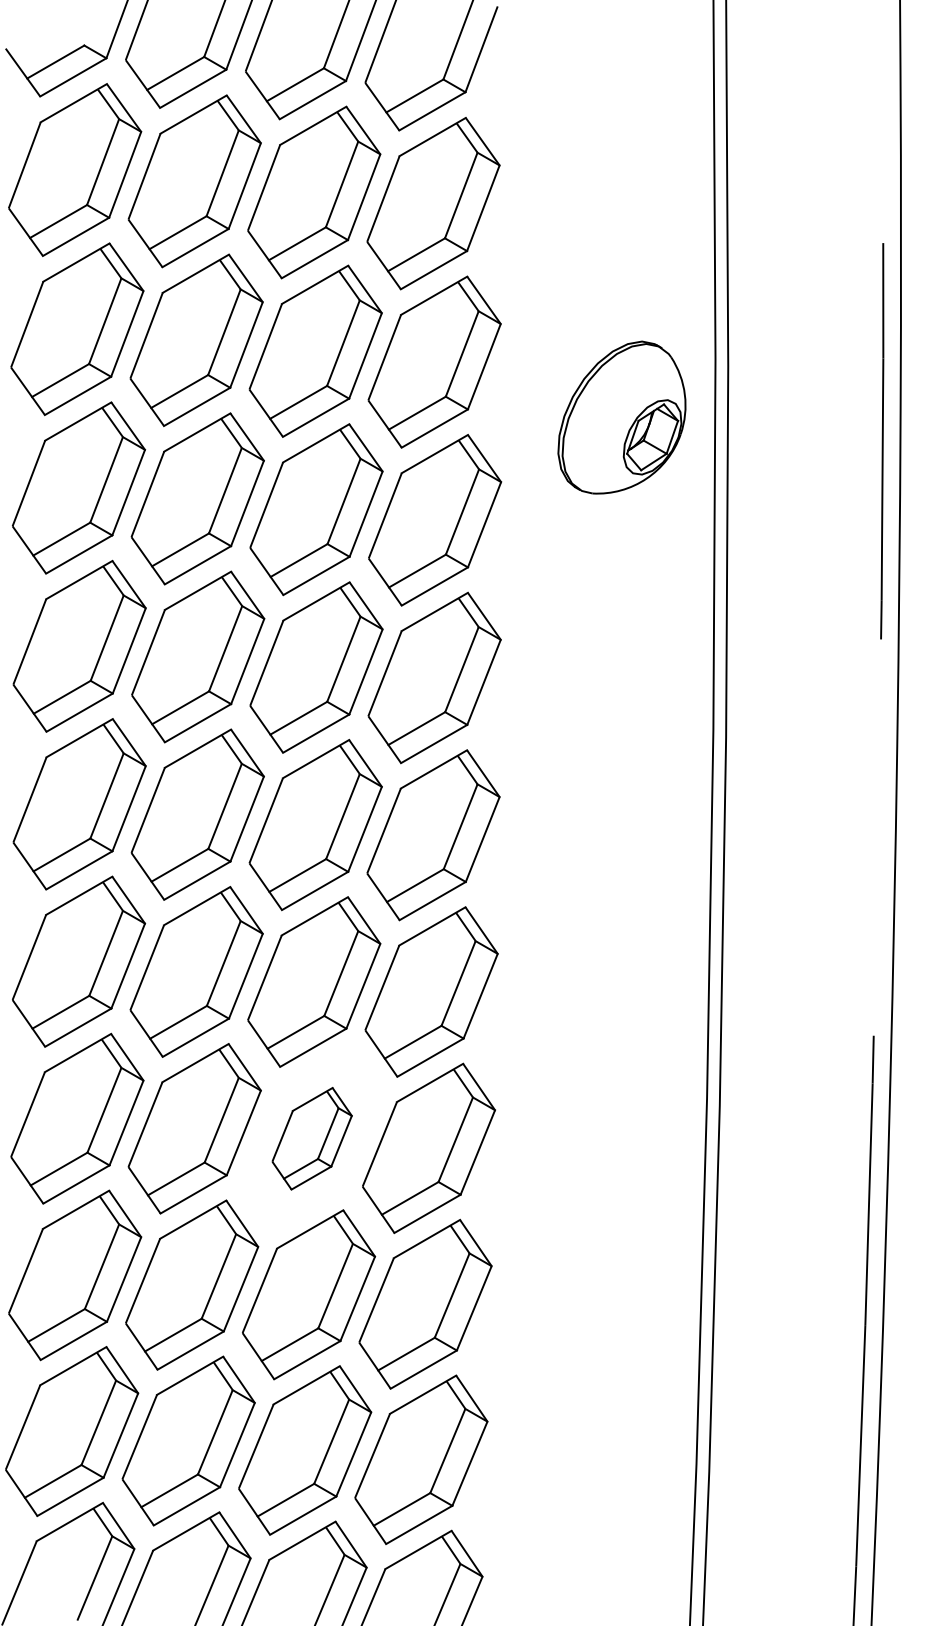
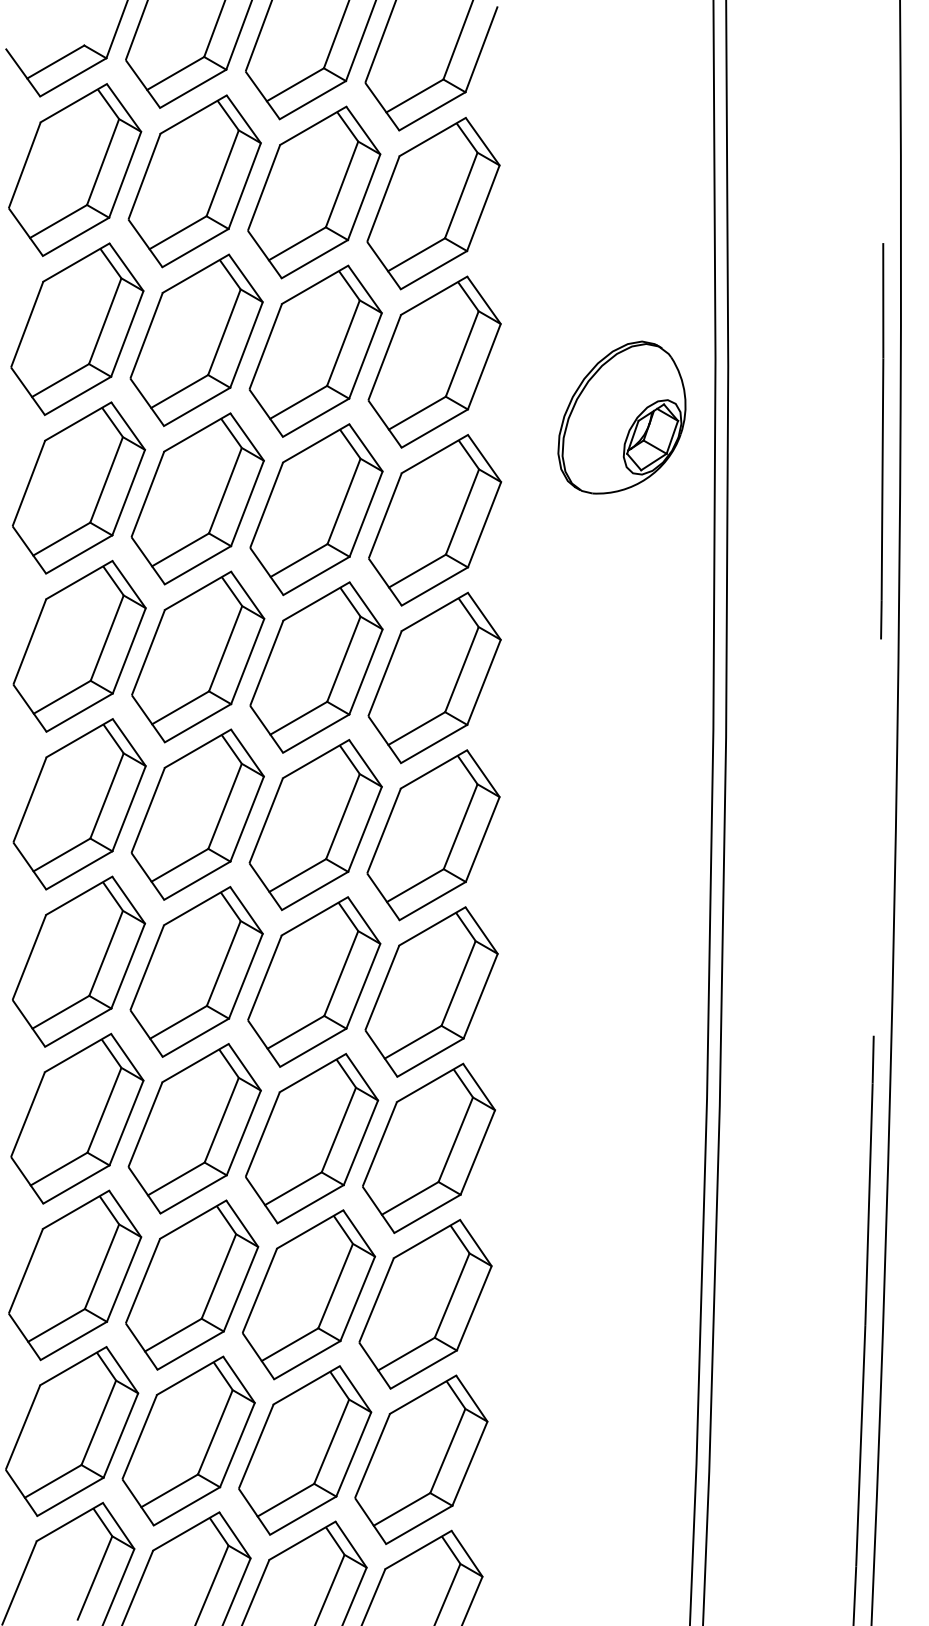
part size: 82x104 px -> 135x172 px (312, 1138)
